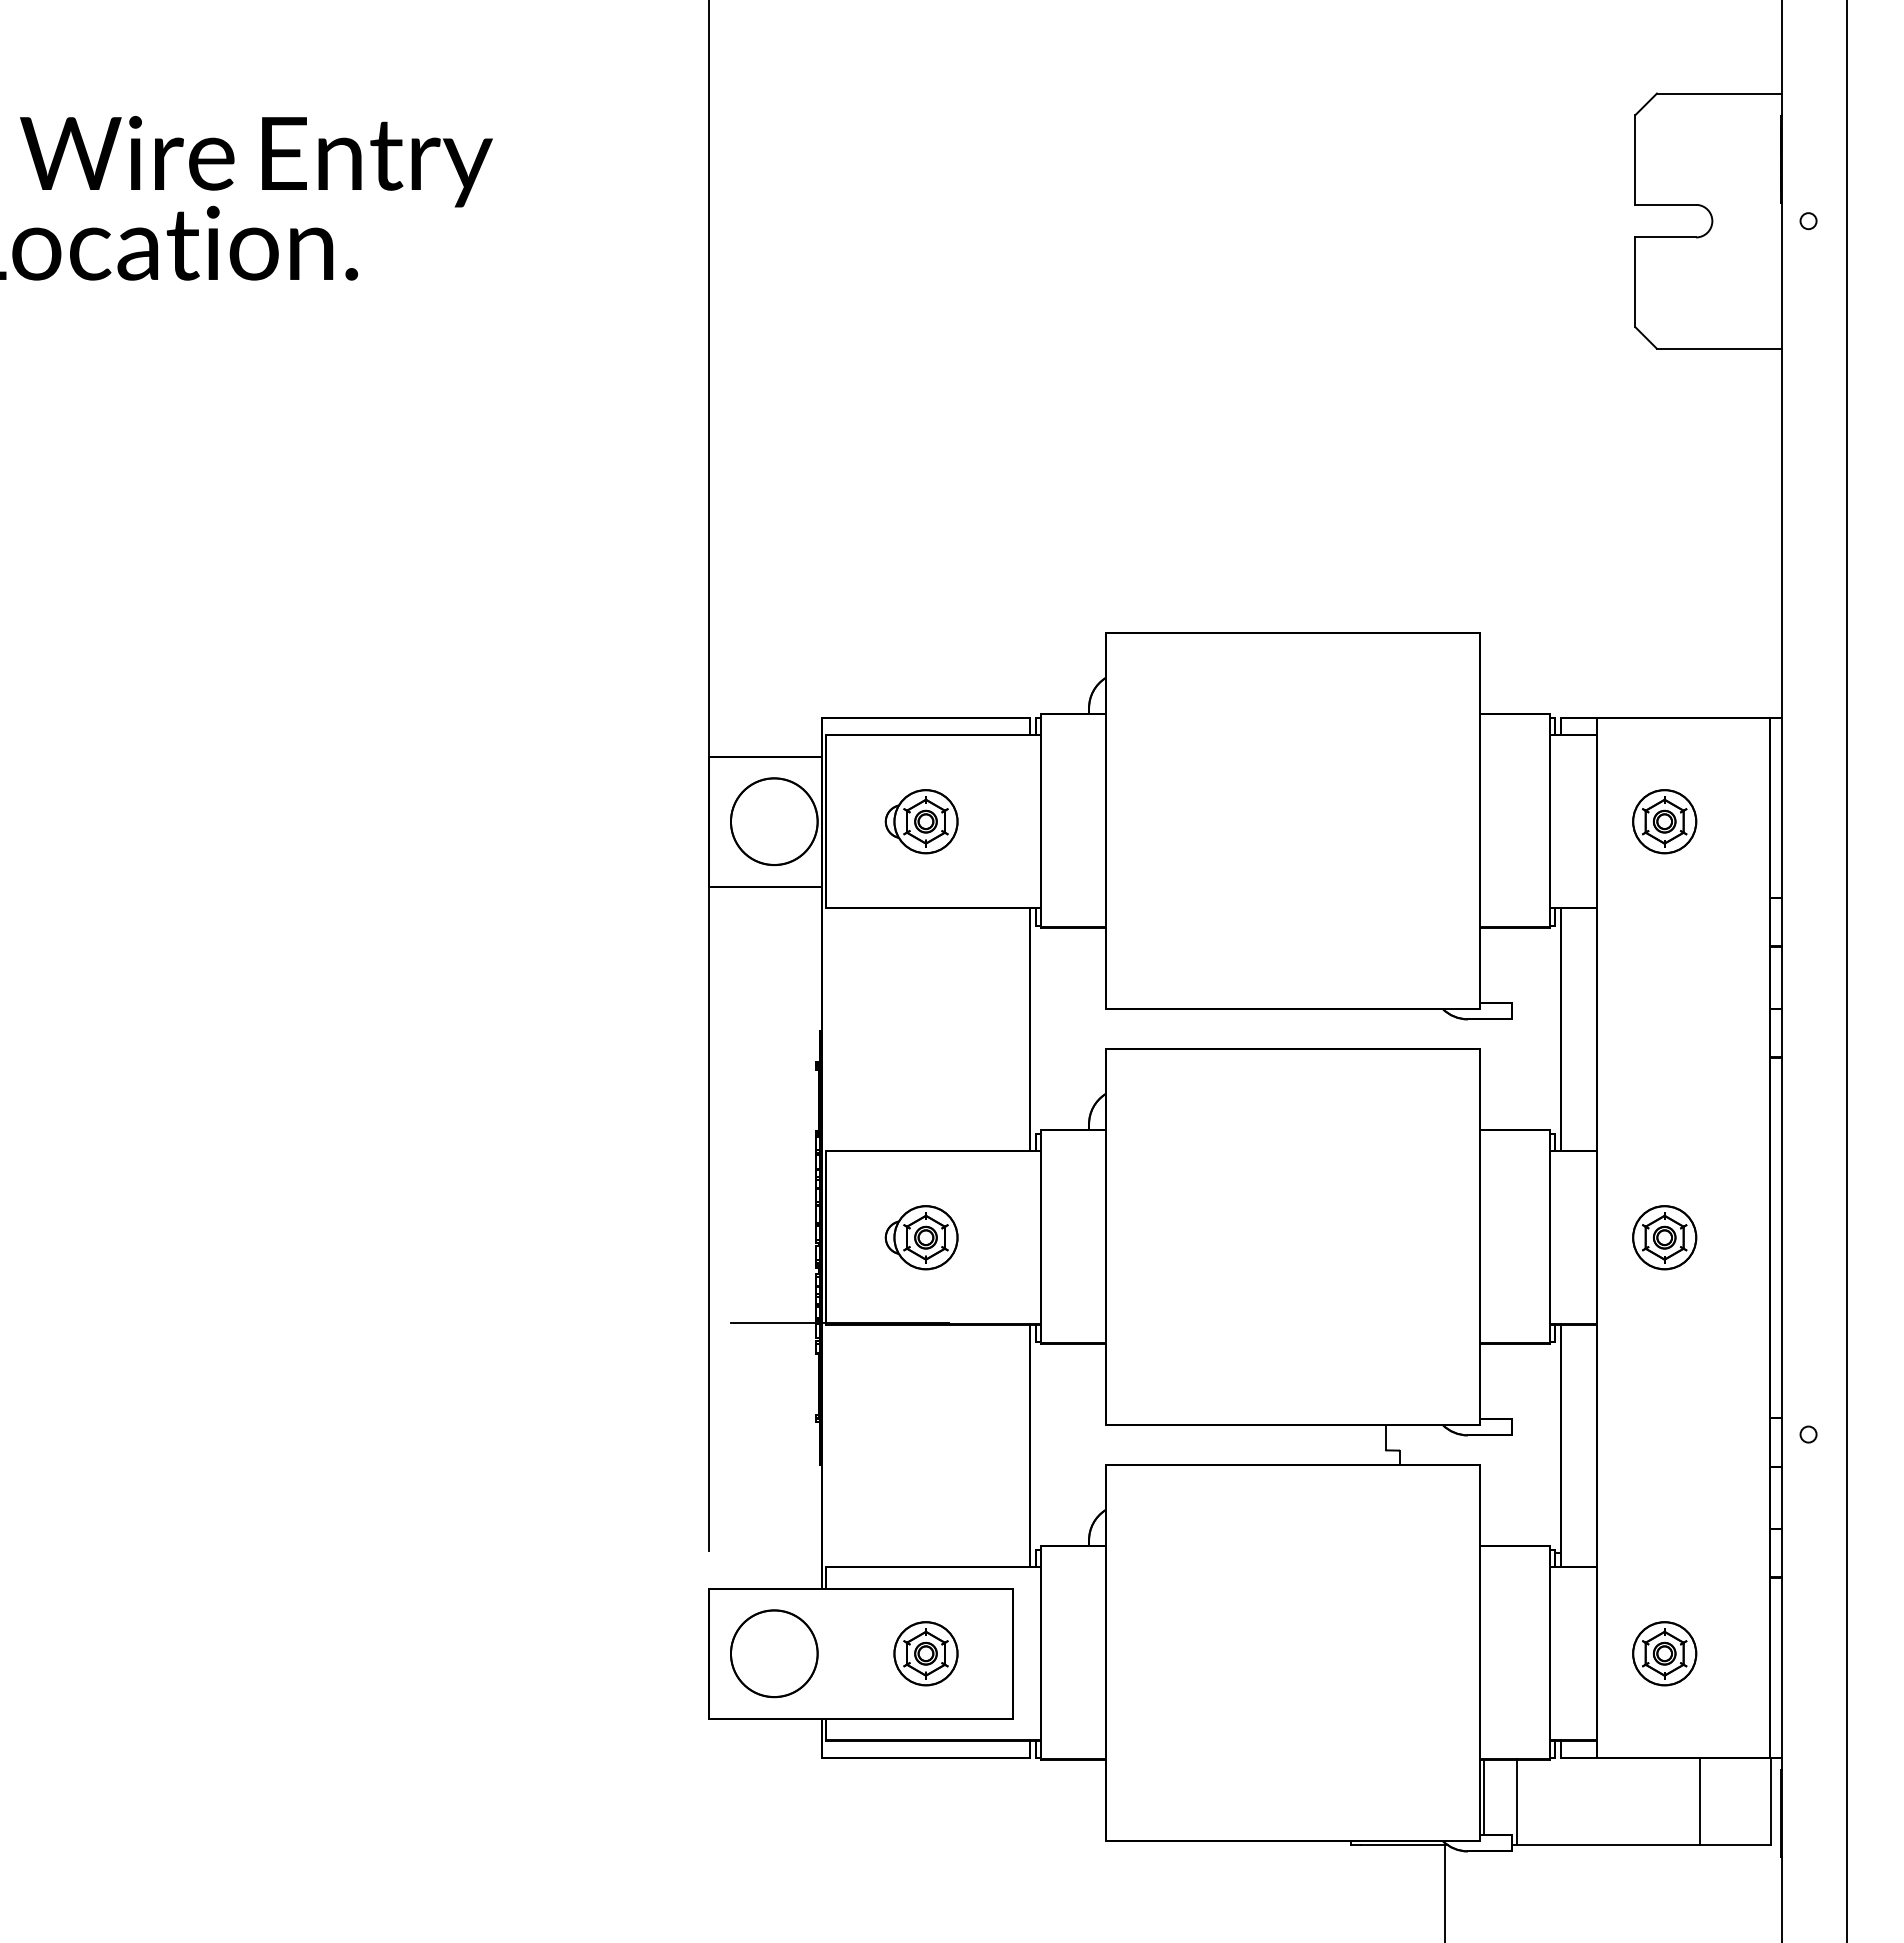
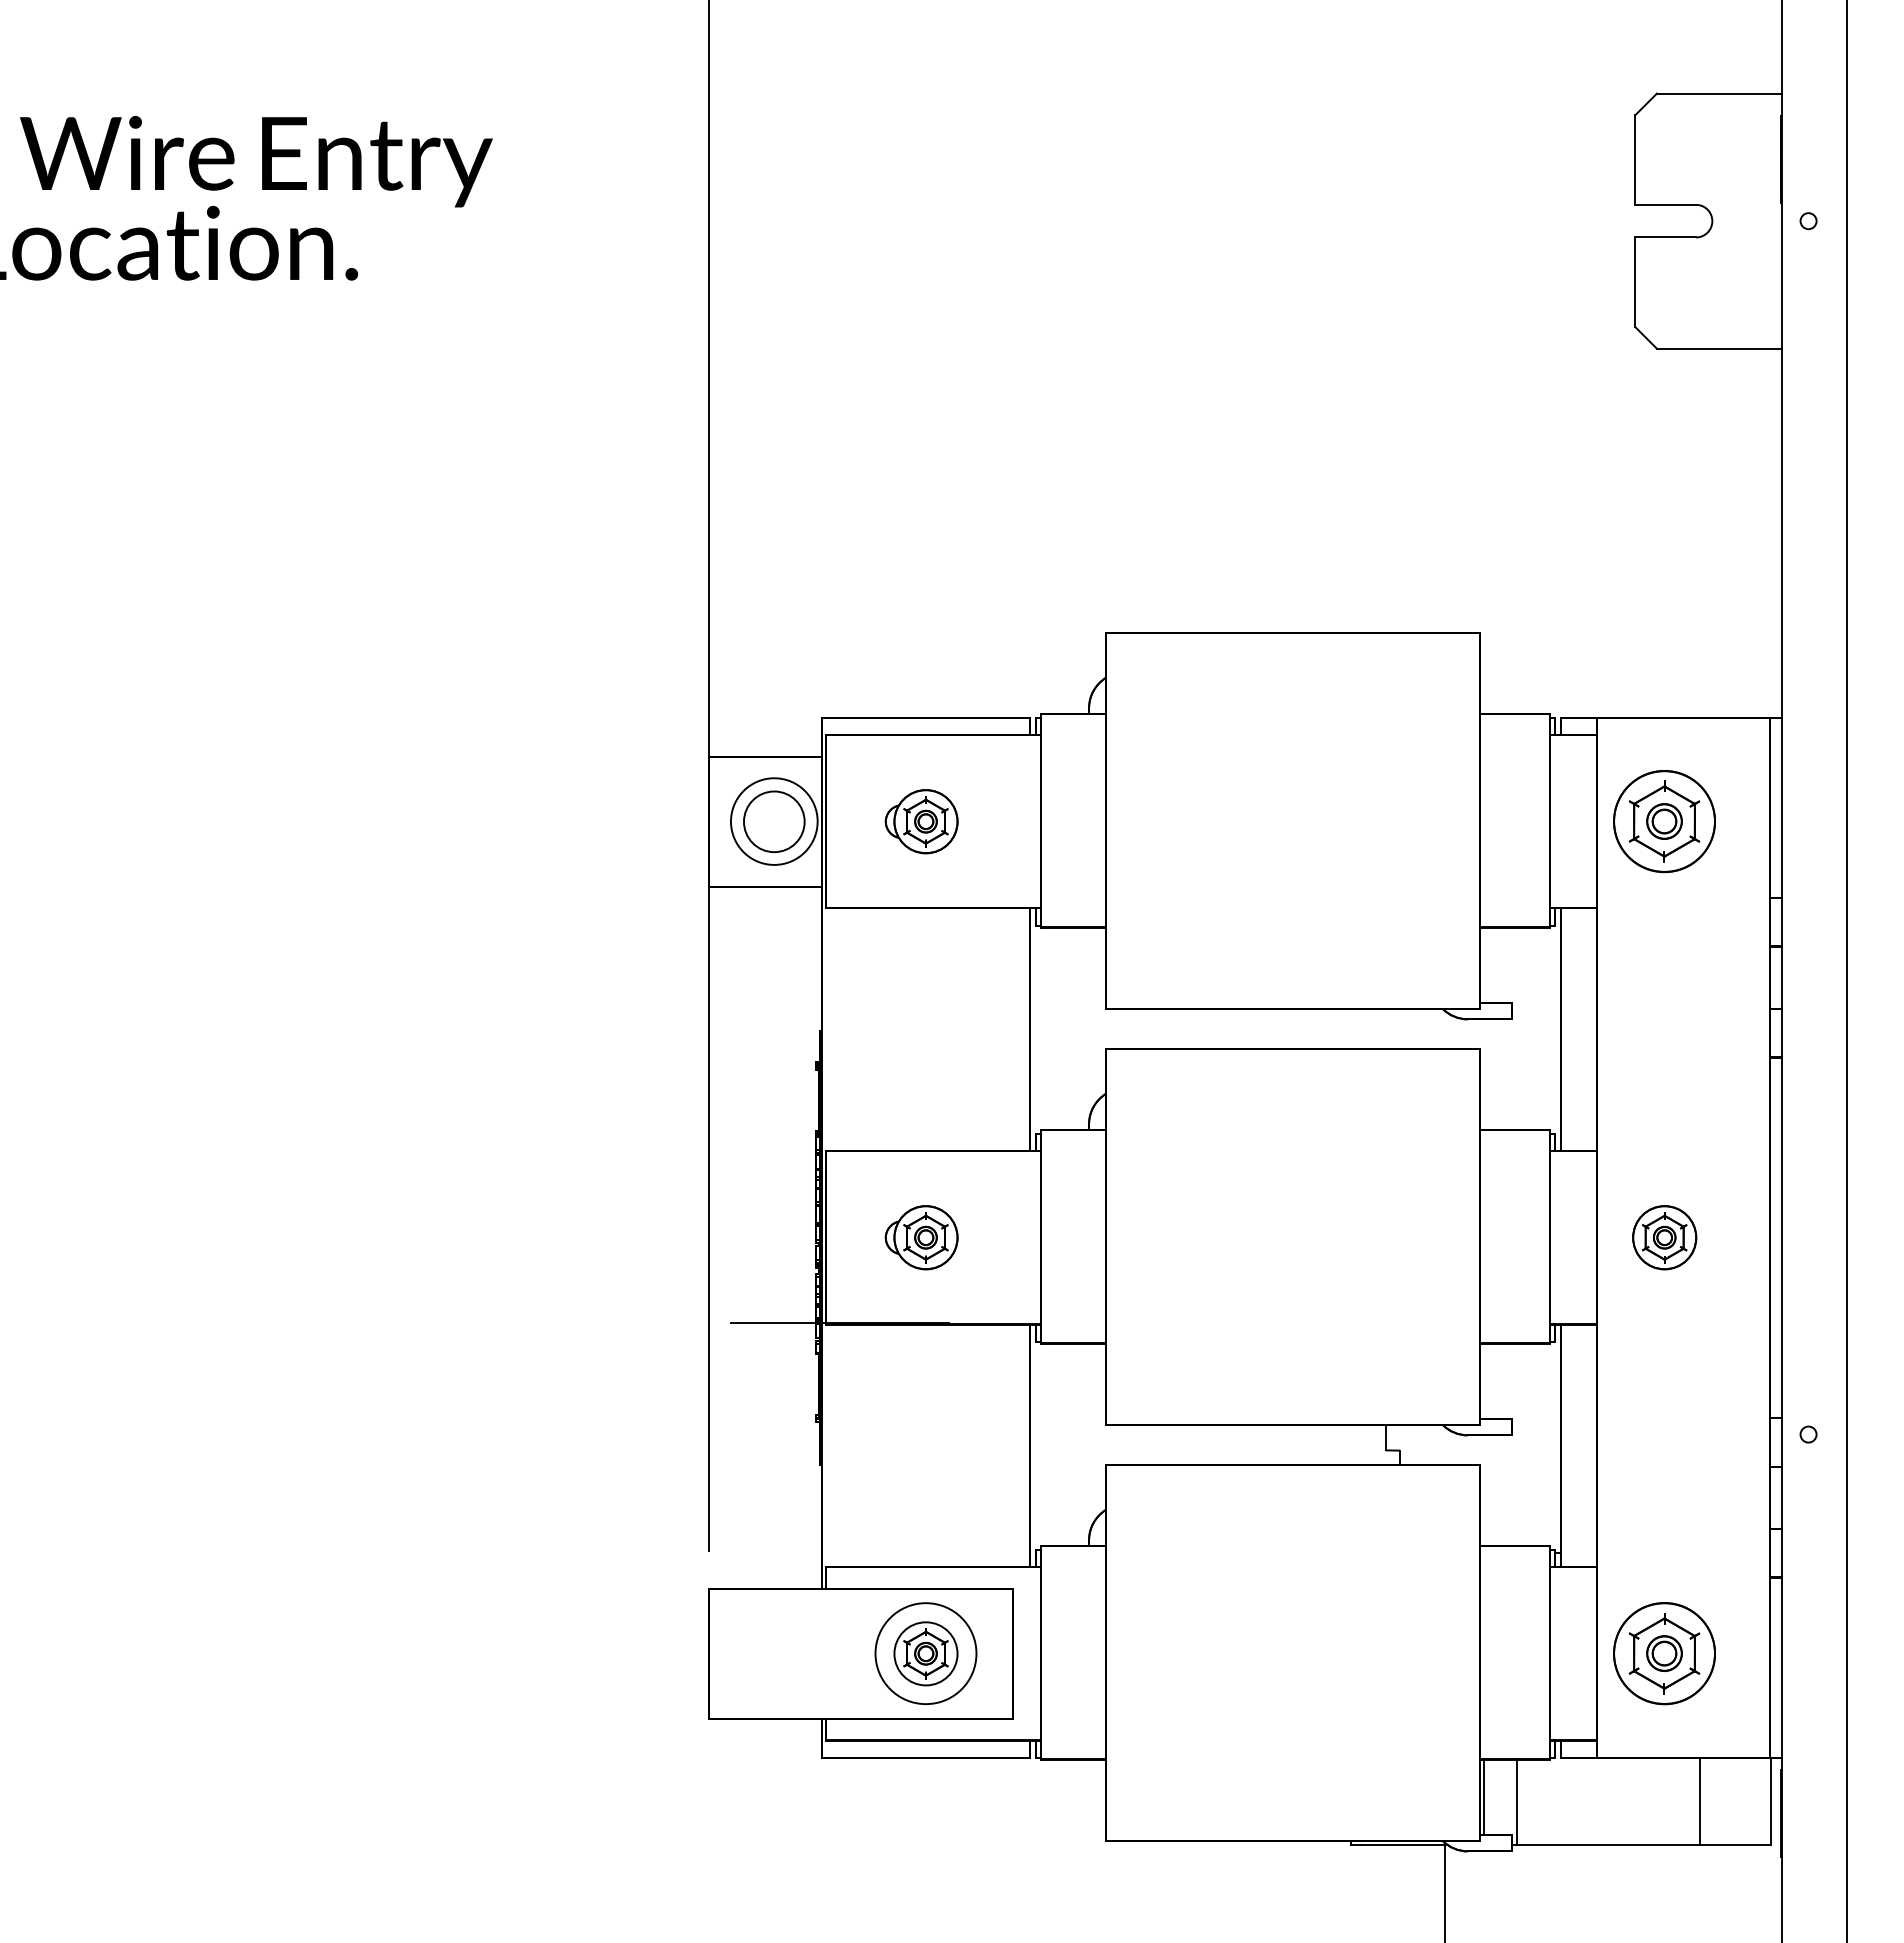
circle diameter: 87 px -> 61 px (773, 821)
part size: 66x66 px -> 103x104 px (1664, 821)
part: present -> none (774, 1653)
circle diameter: 63 px -> 101 px (925, 1653)
part size: 66x66 px -> 103x104 px (1664, 1653)
